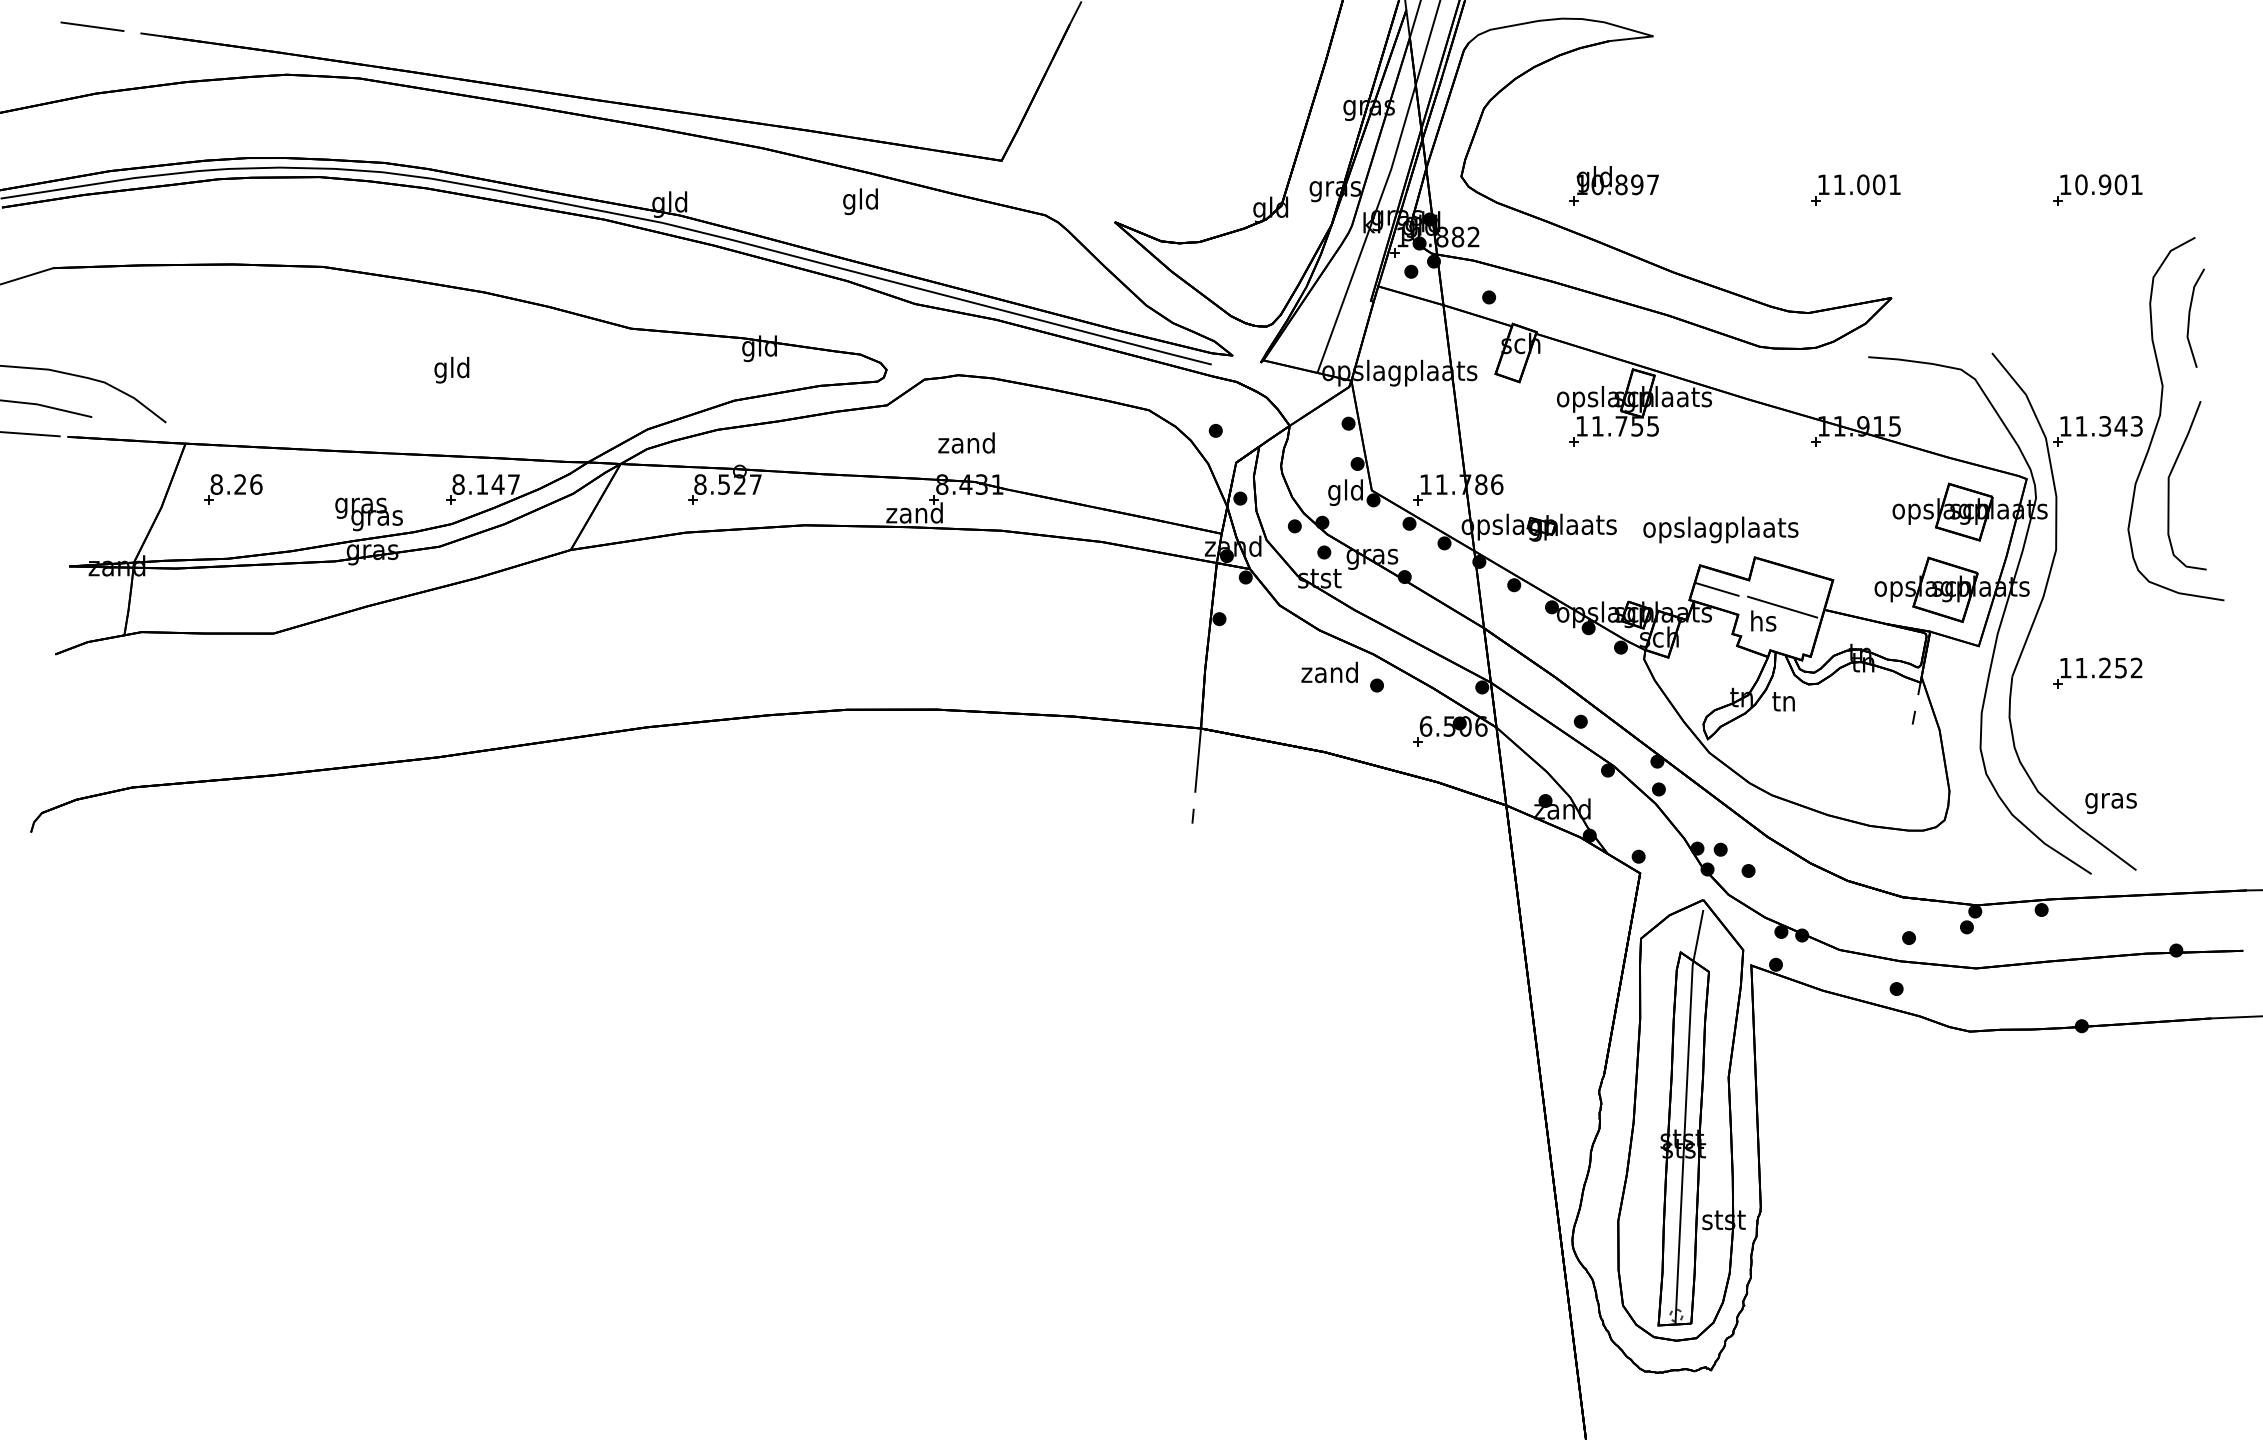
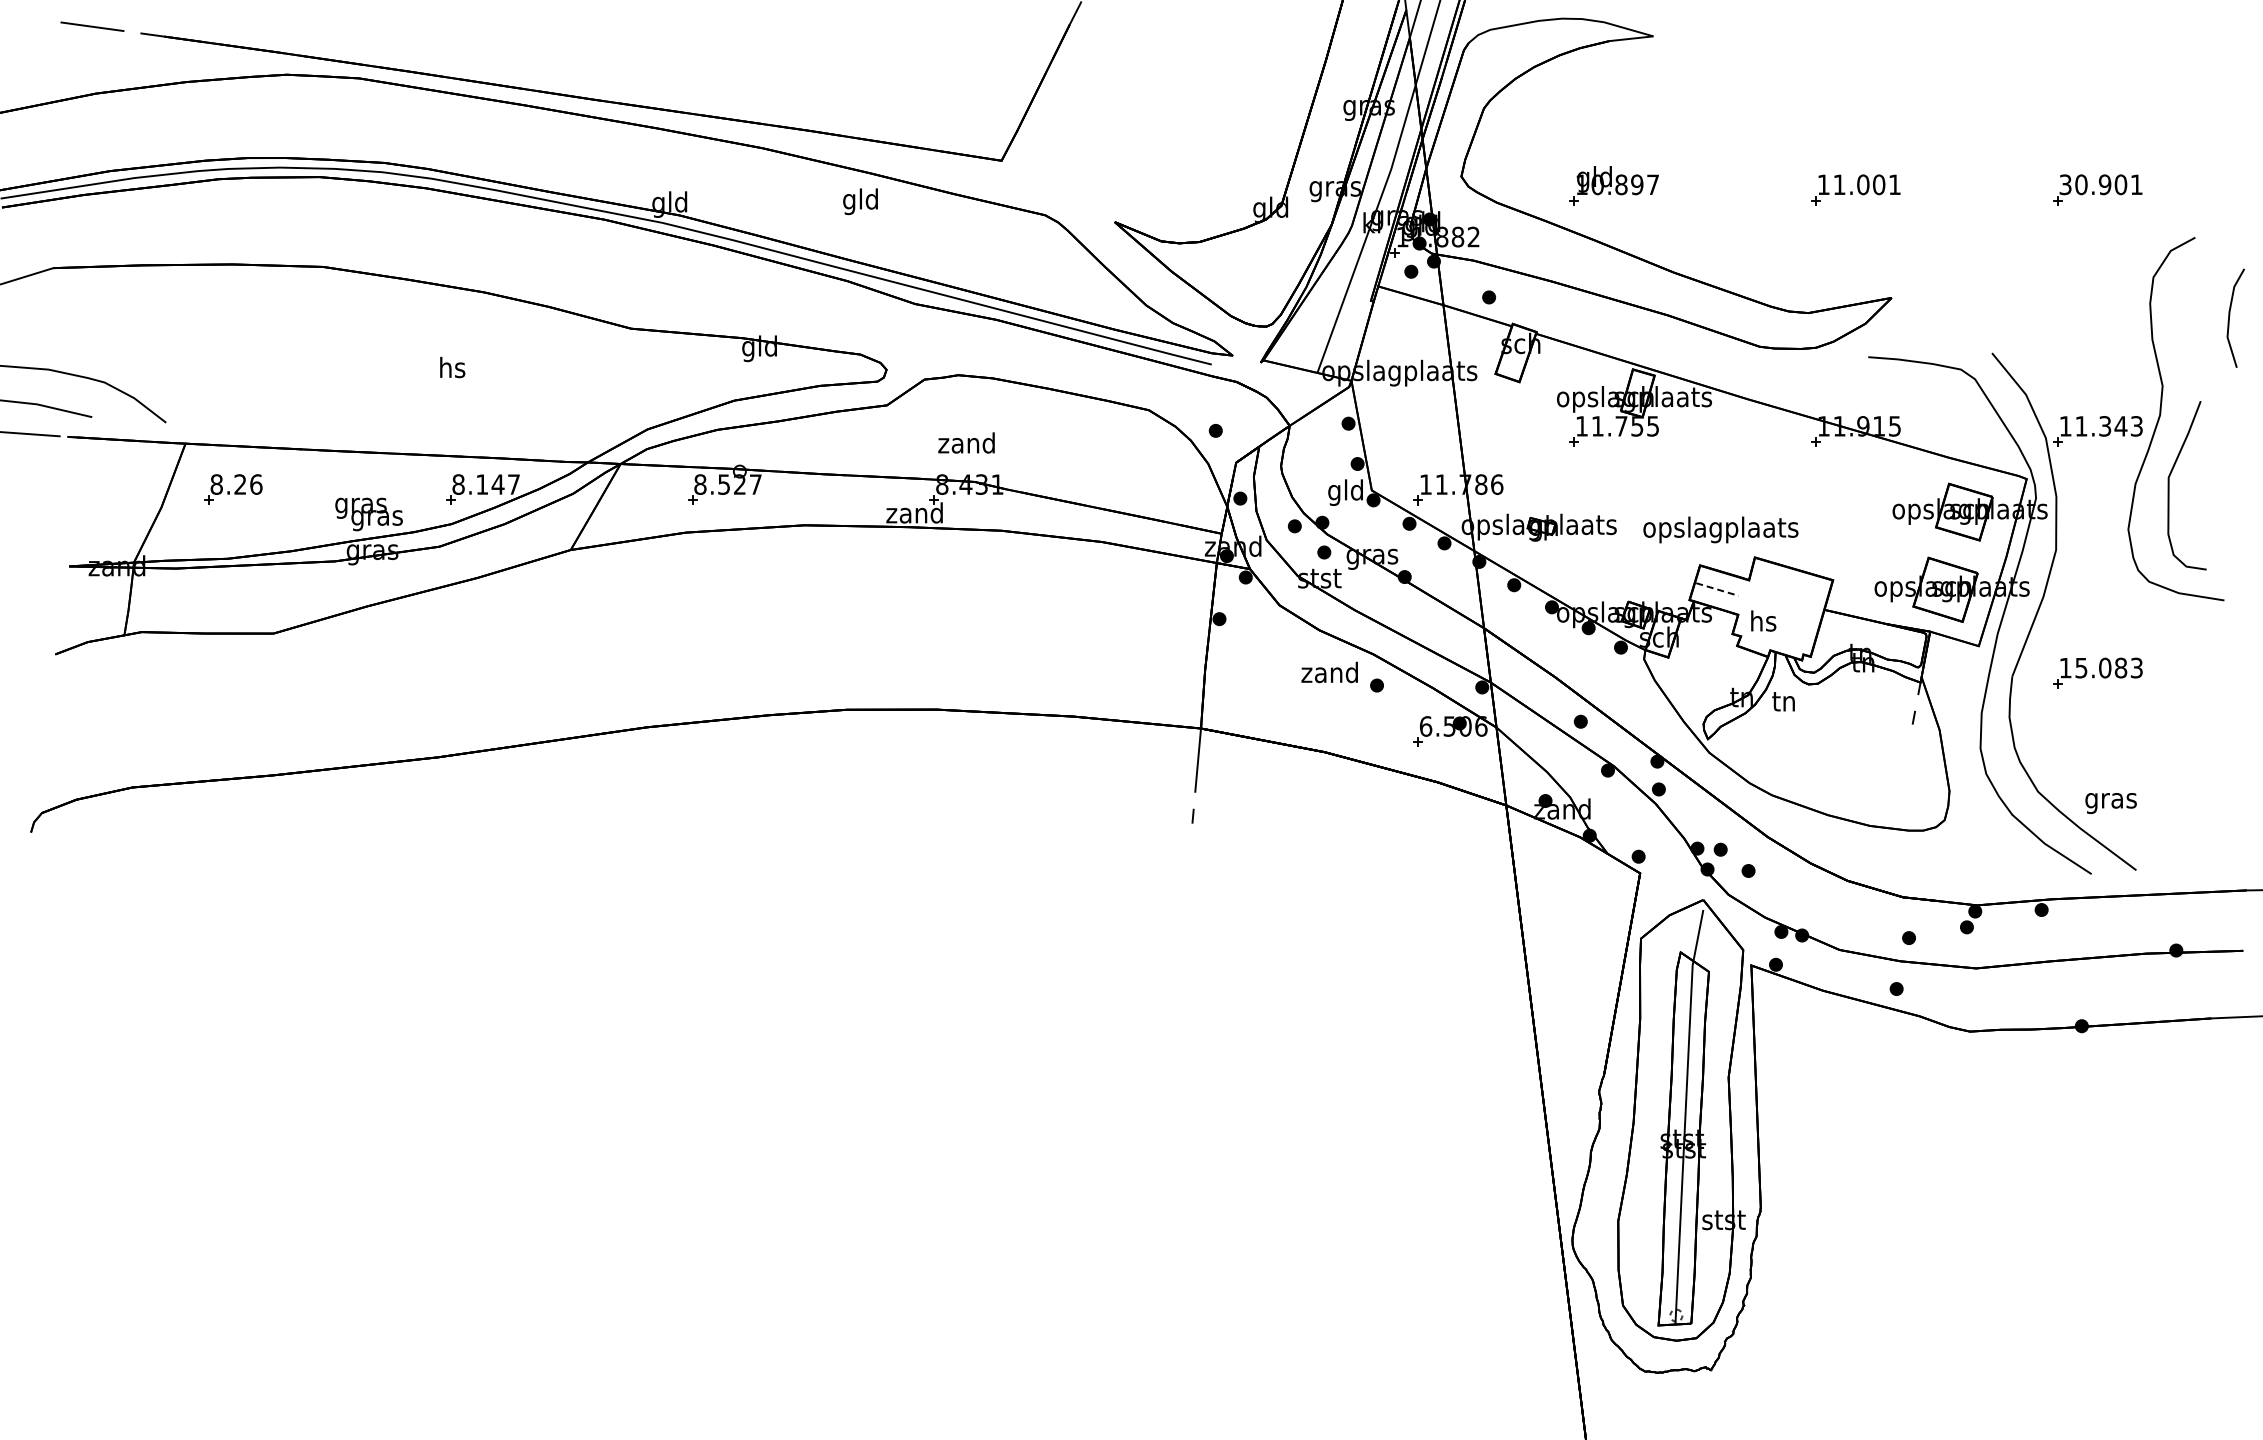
text: 10.901 -> 30.901 (2065, 184)
line position: (2190, 316) -> (2230, 316) (2230, 316)
text: gld -> hs (451, 369)
line: solid -> dashed (1717, 589)
line: present -> none (1782, 606)
text: 11.252 -> 15.083 (2108, 667)
